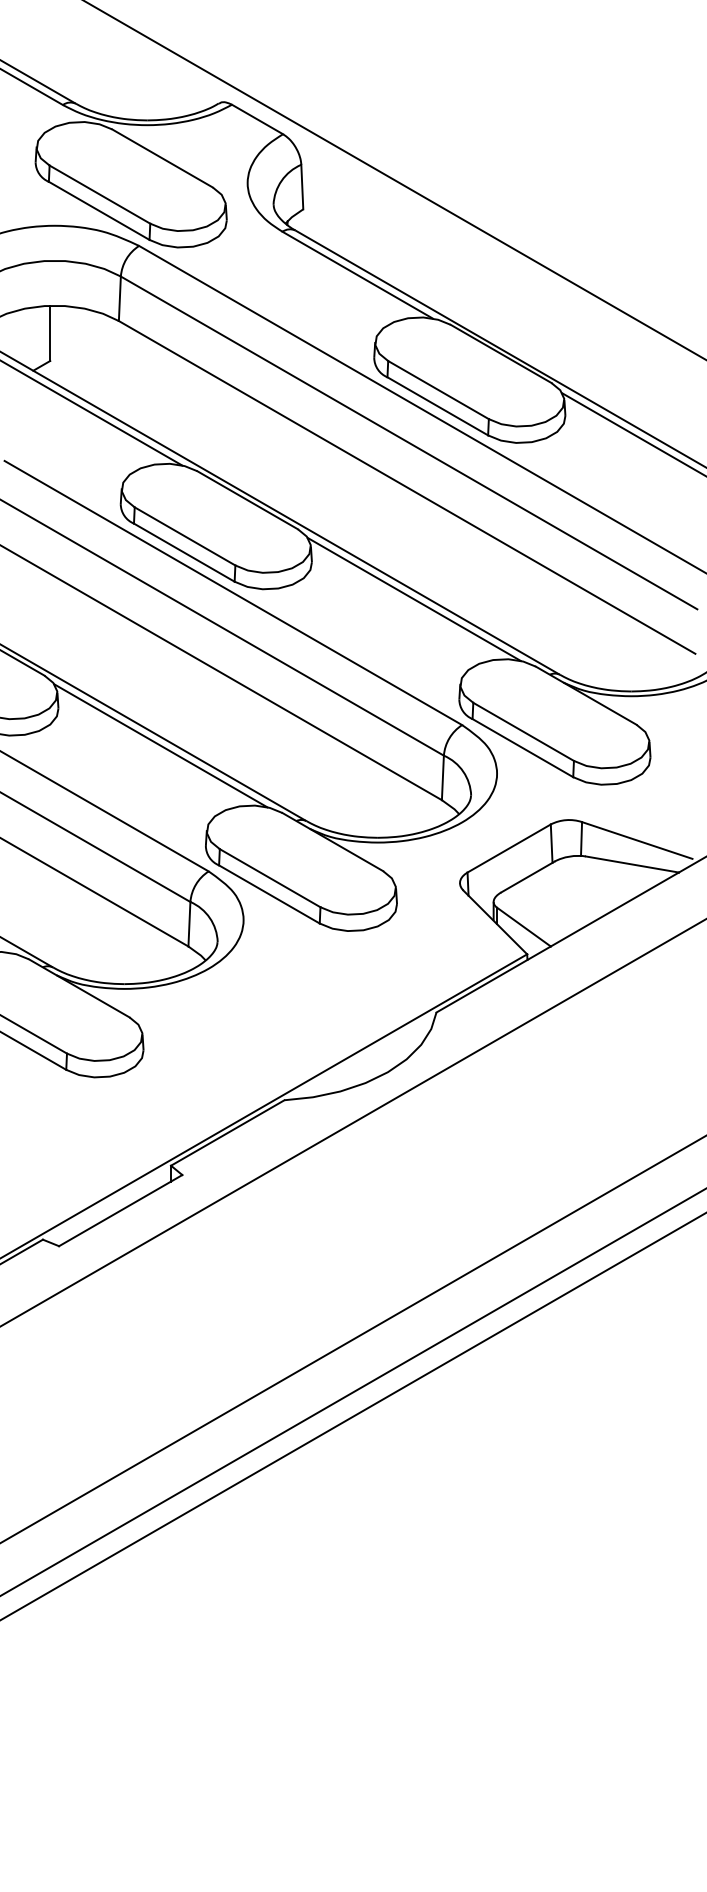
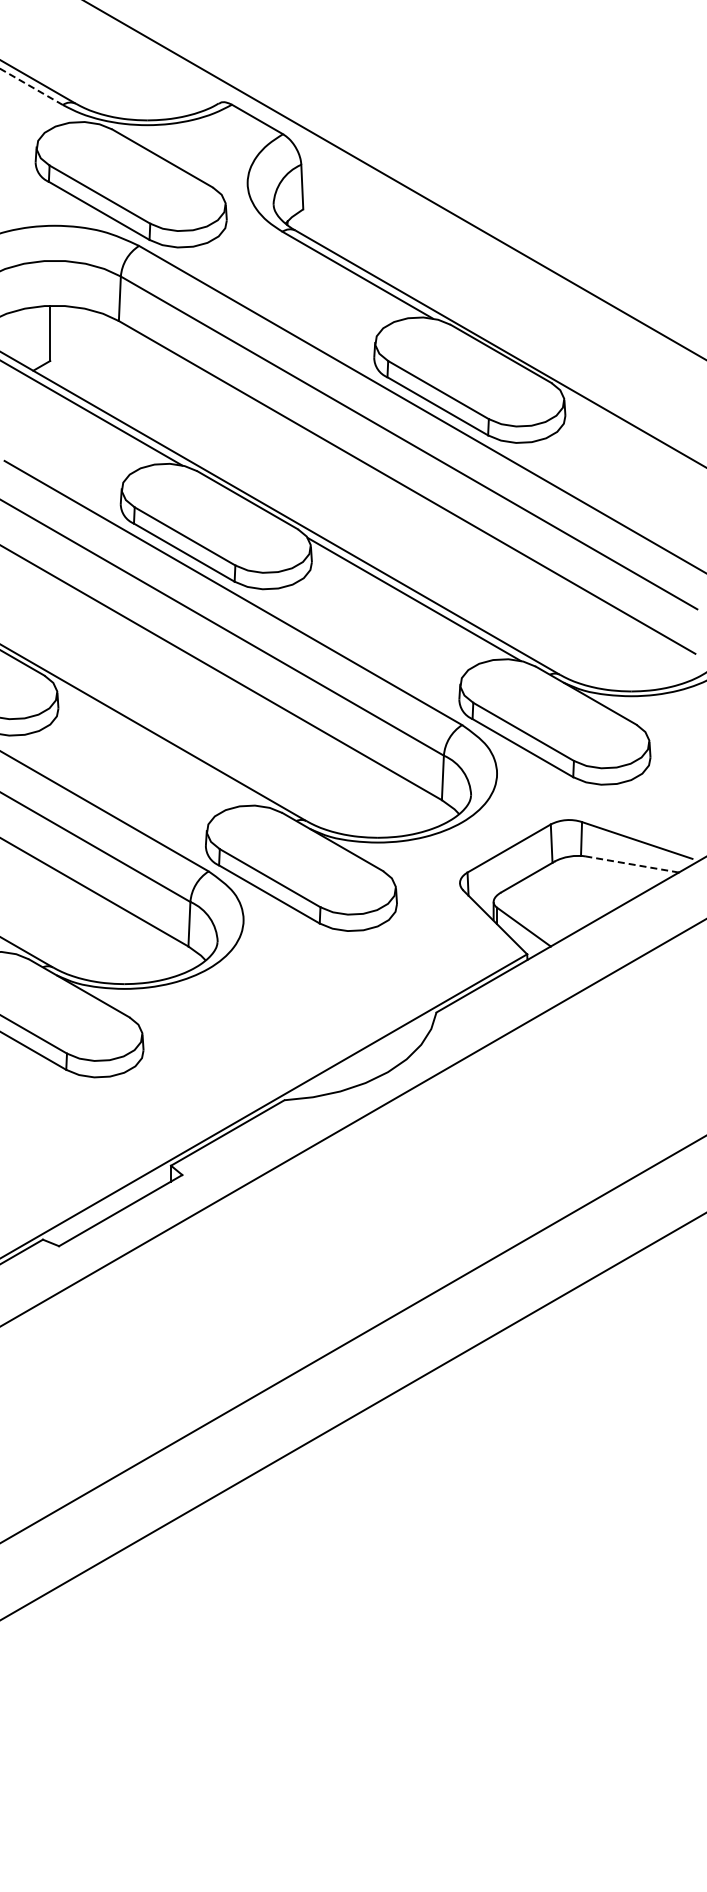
line: solid -> dashed (31, 87)
line: present -> none (632, 433)
line: present -> none (160, 745)
line: solid -> dashed (631, 864)
line: present -> none (352, 1392)
